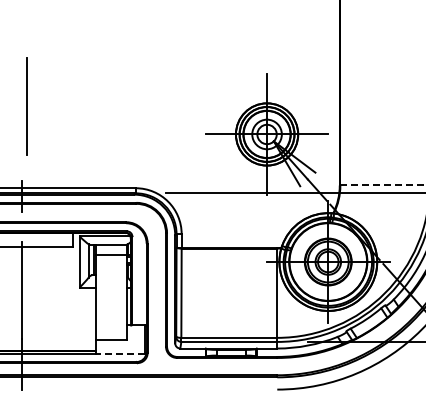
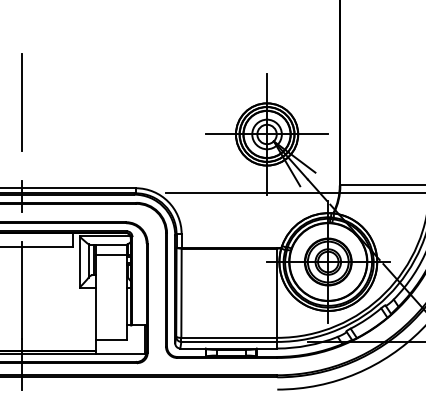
line position: (26, 106) -> (21, 102) (21, 102)
line: dashed -> solid (383, 185)
line: dashed -> solid (120, 353)
